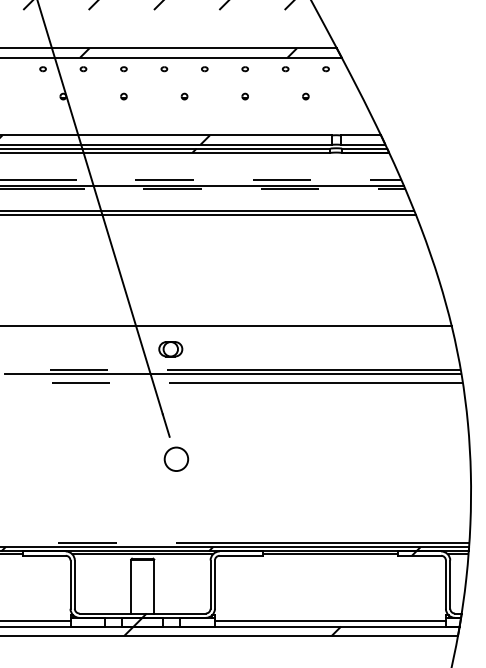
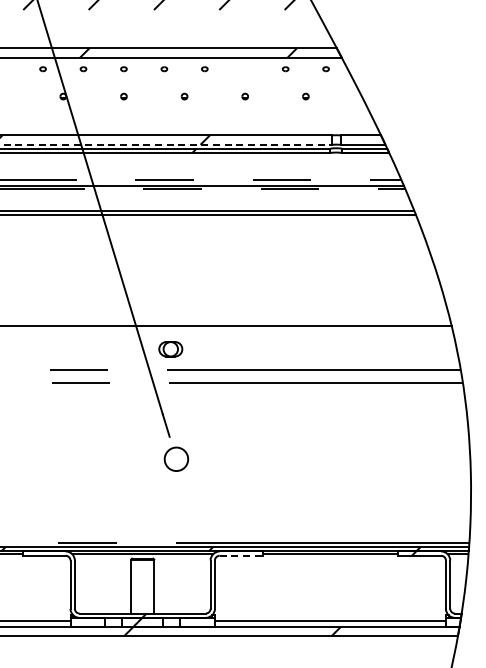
part: present -> none (244, 69)
line: solid -> dashed (166, 144)
line: present -> none (232, 373)
line: solid -> dashed (241, 555)
